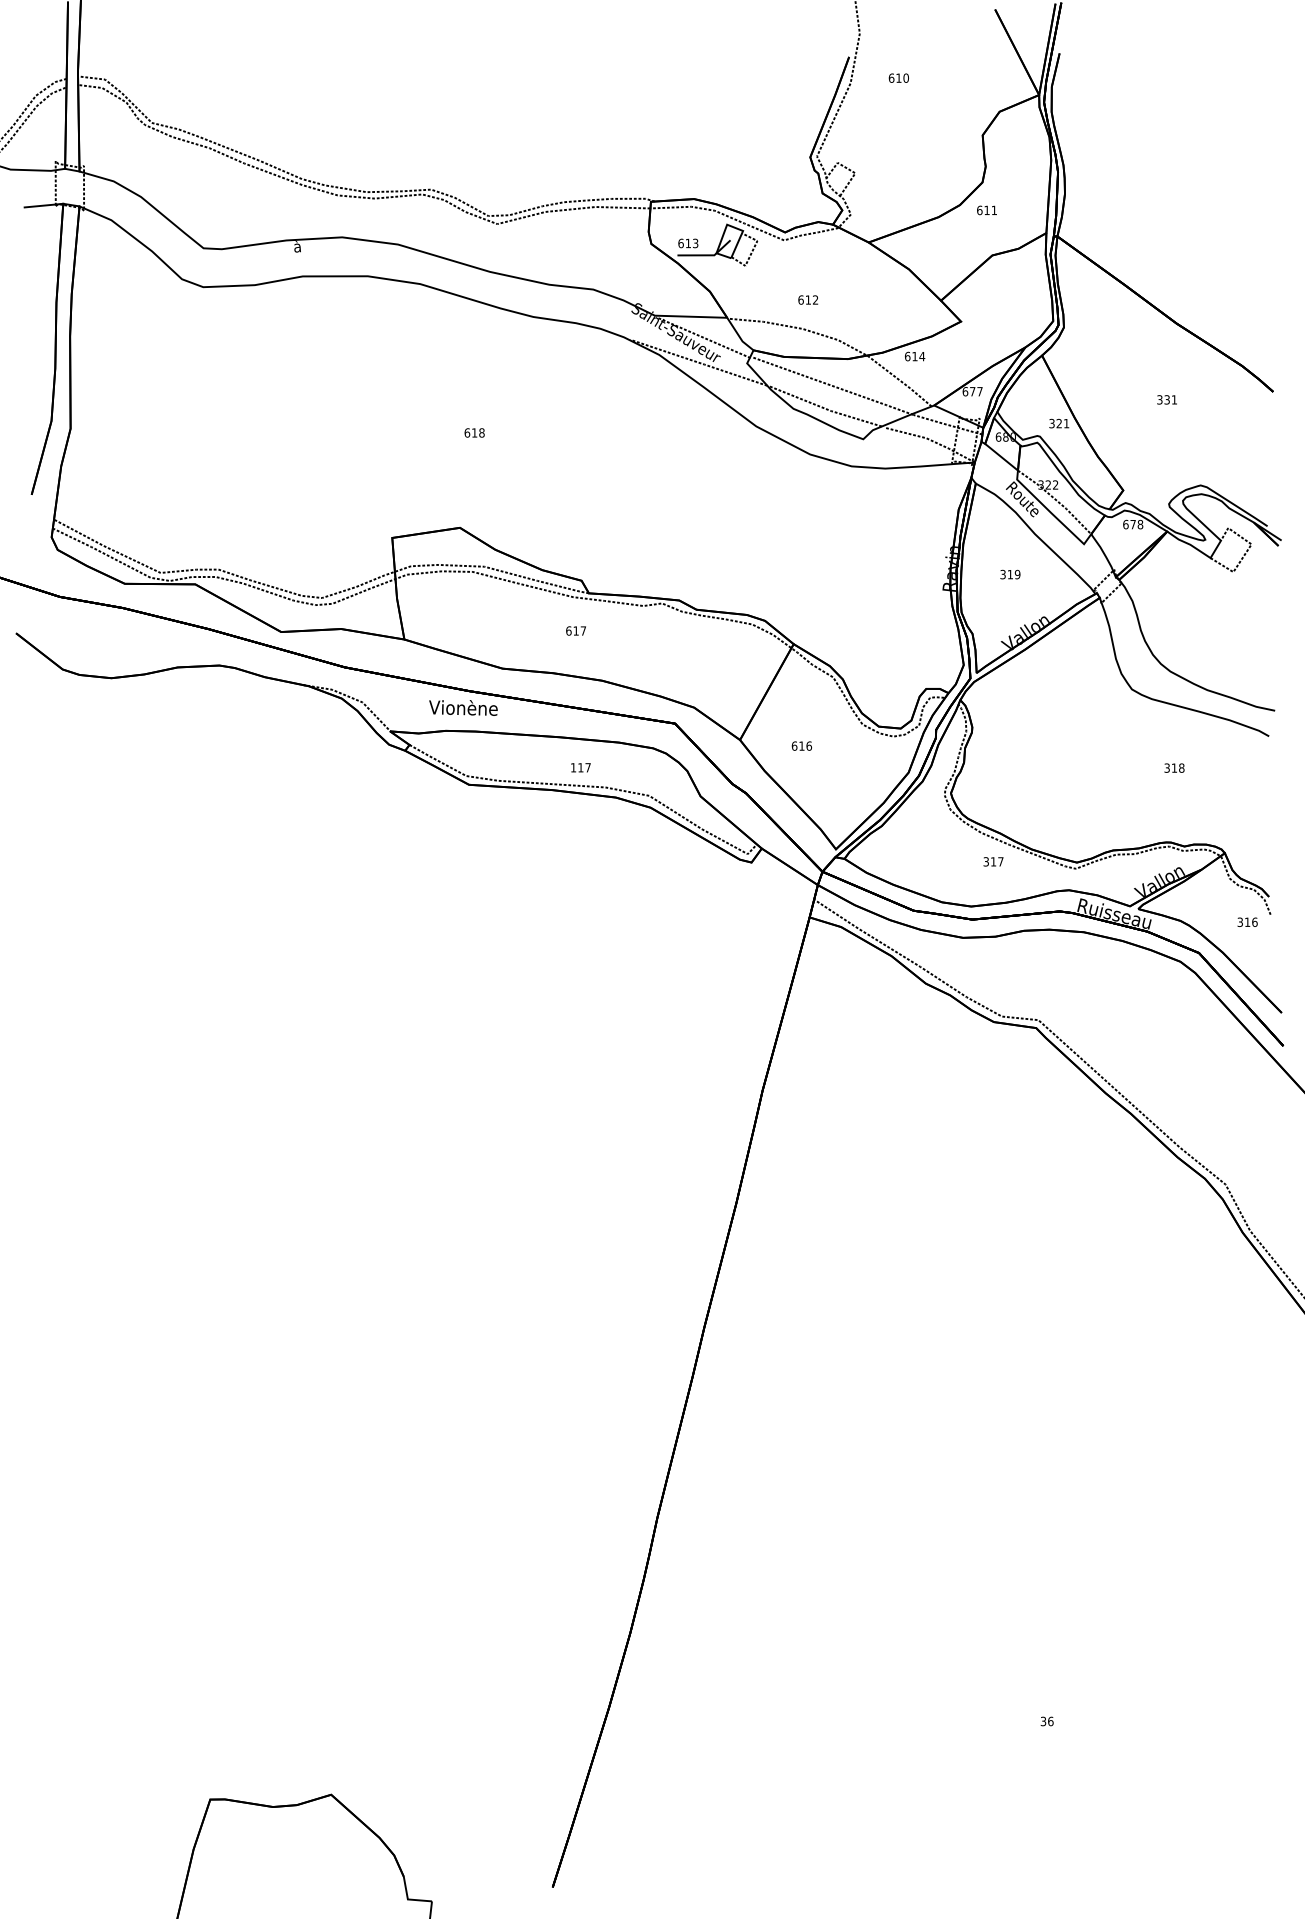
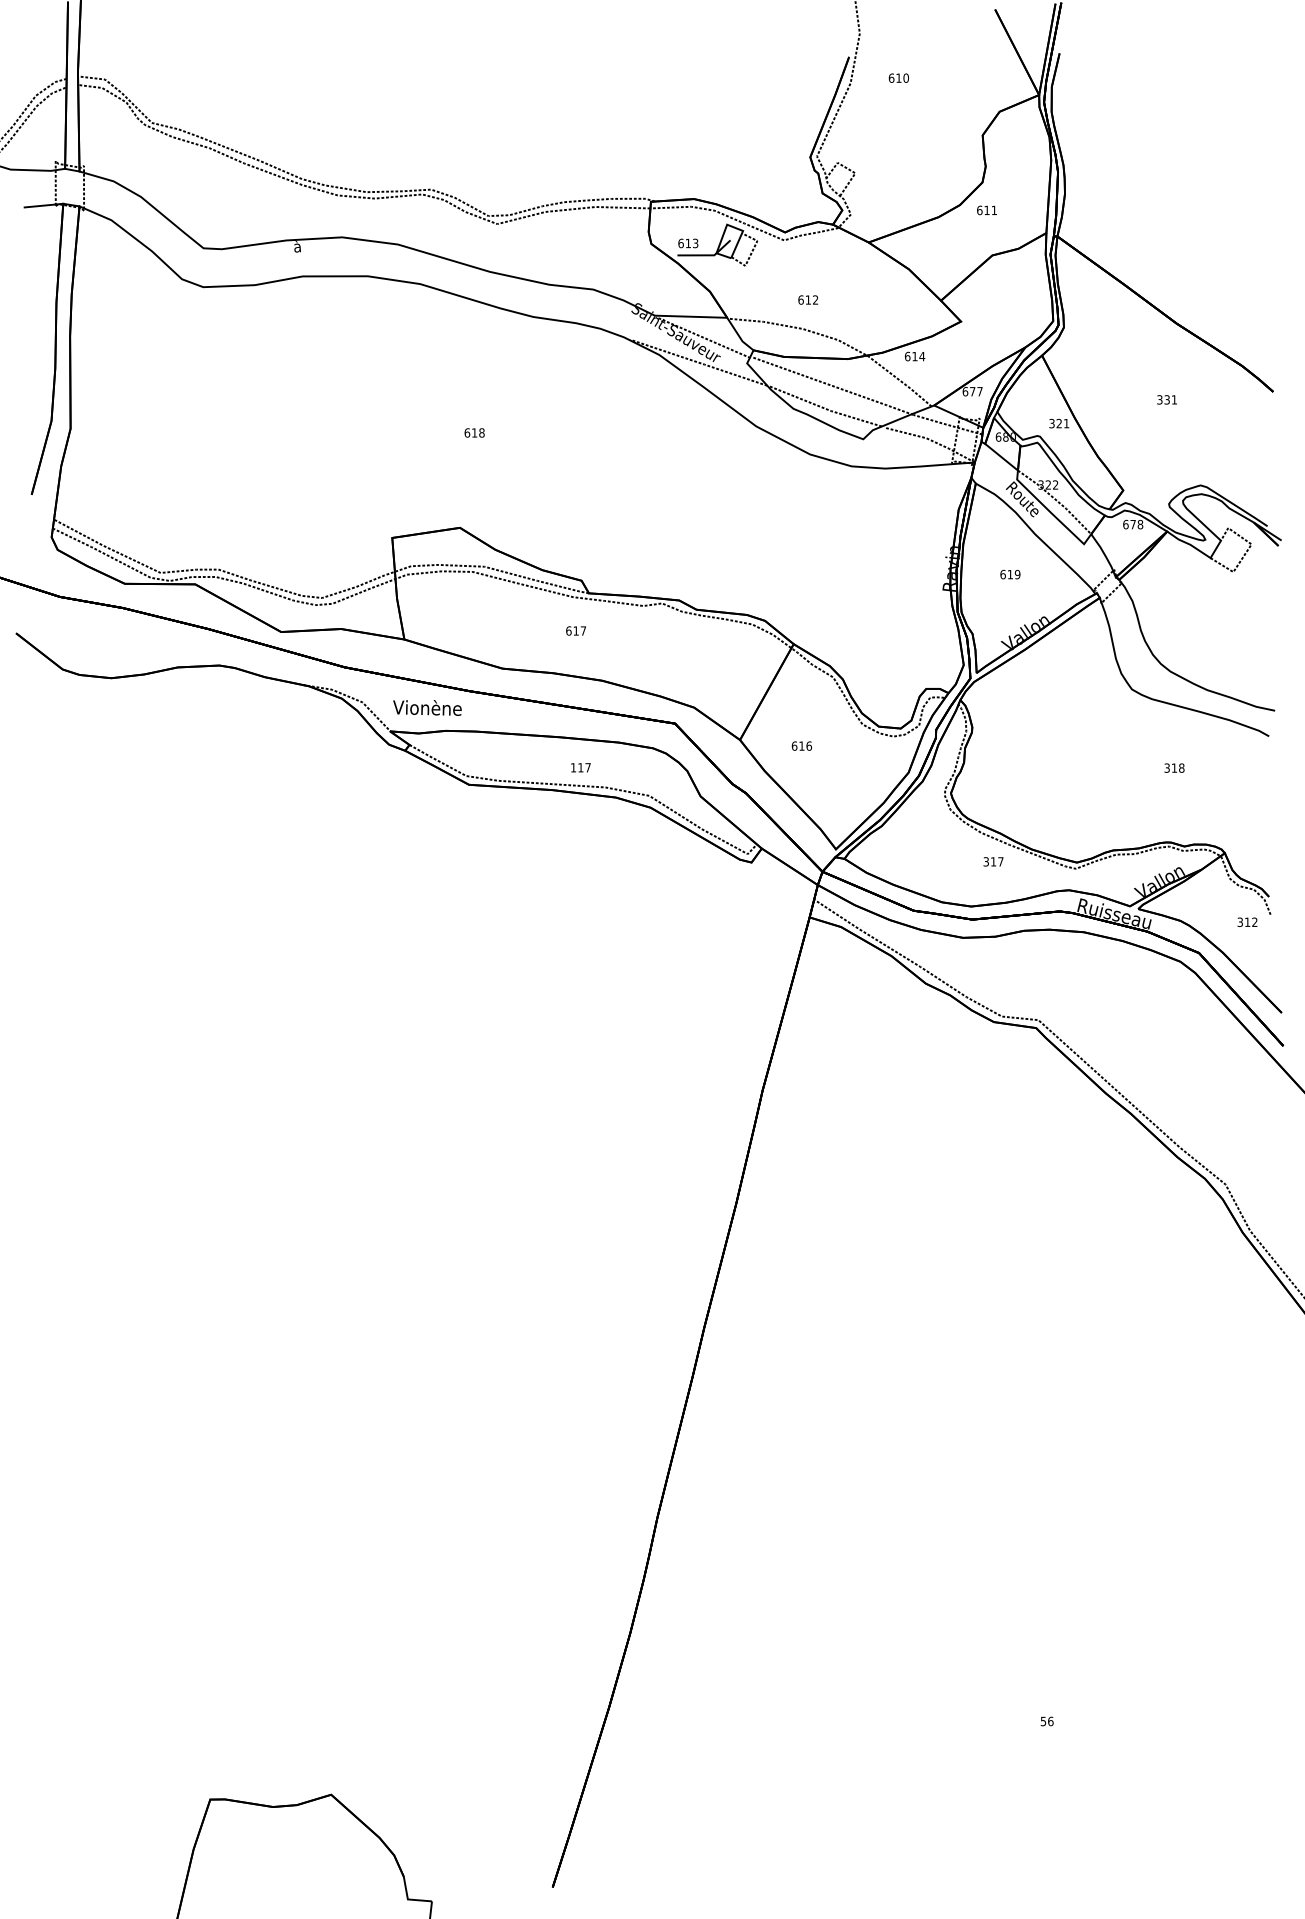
text: 319 -> 619 (1002, 574)
text position: (463, 707) -> (427, 707) (427, 707)
text: 316 -> 312 (1254, 921)
text: 36 -> 56 (1043, 1720)
